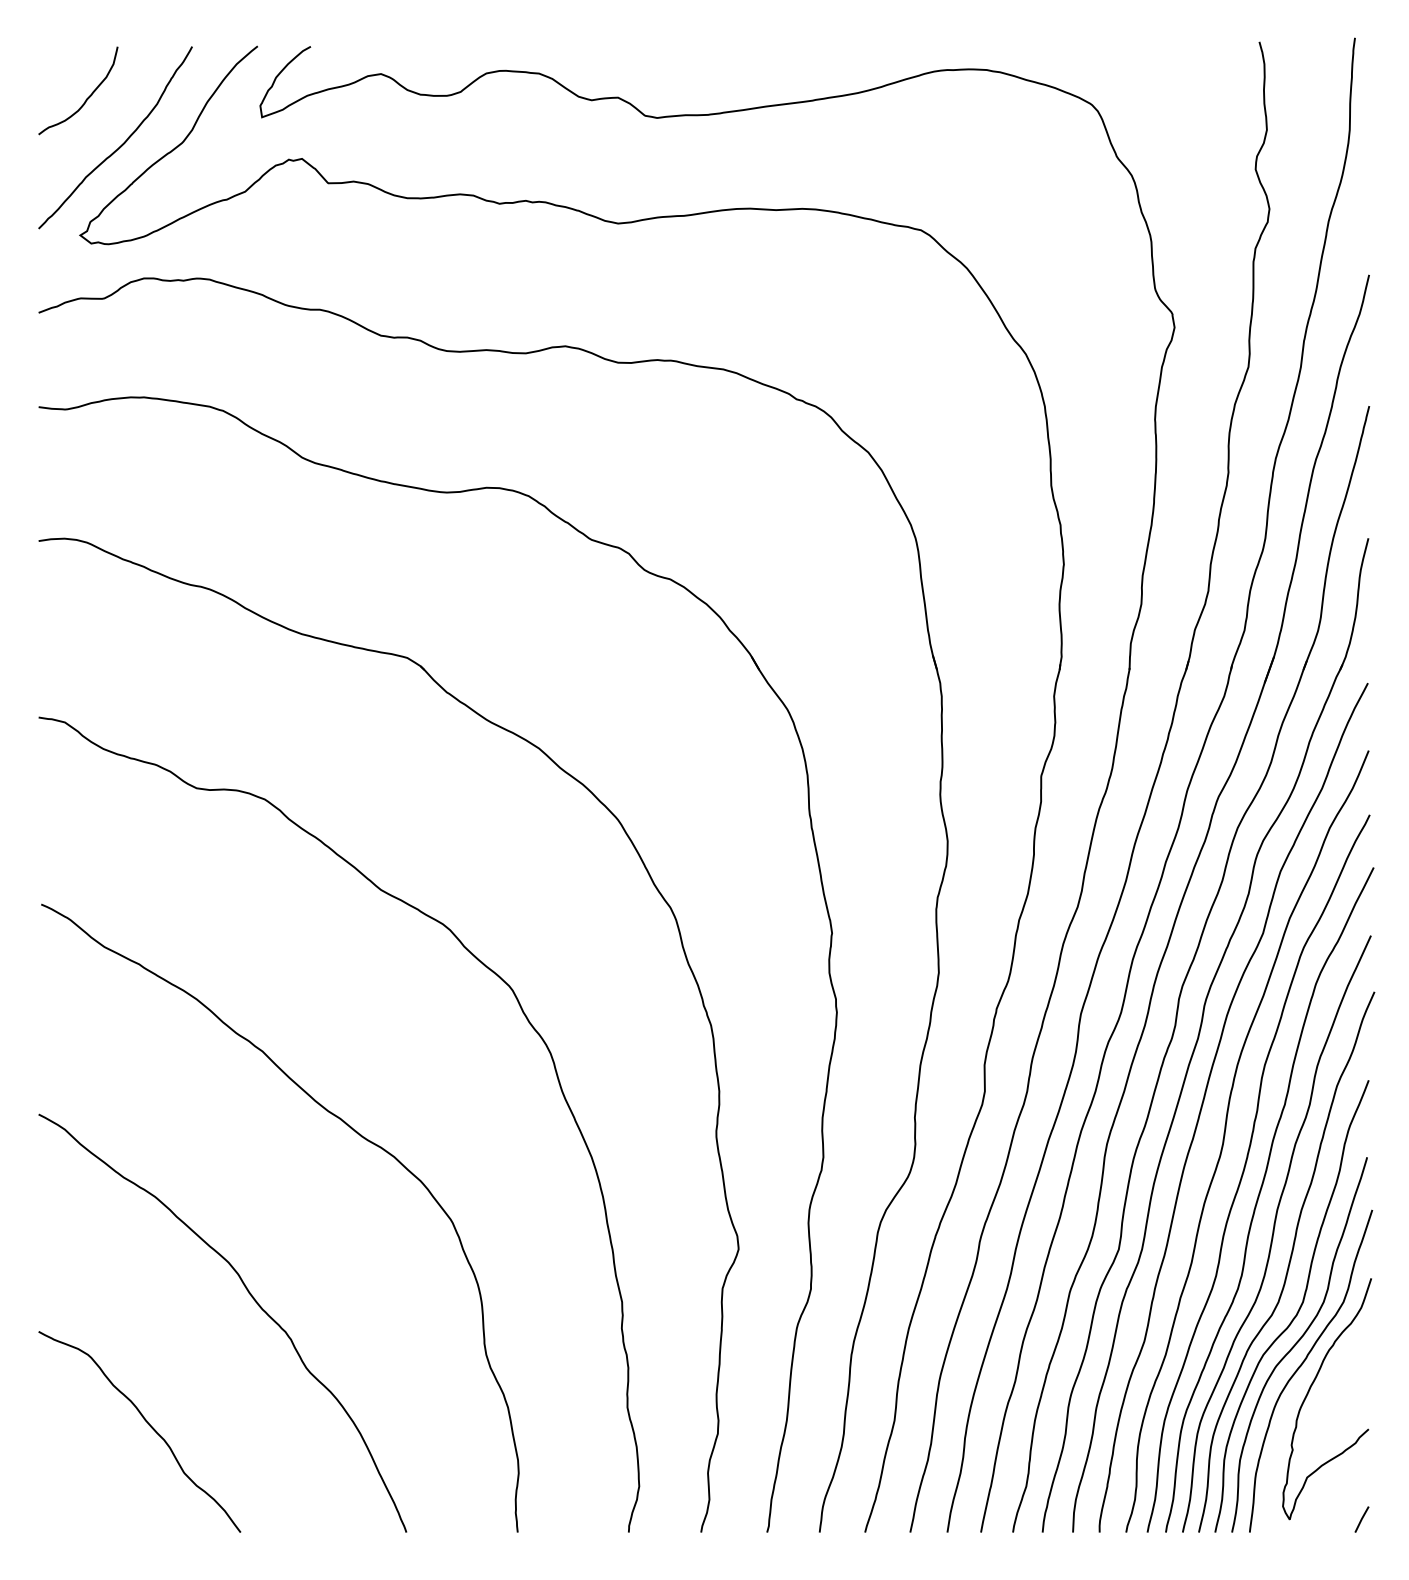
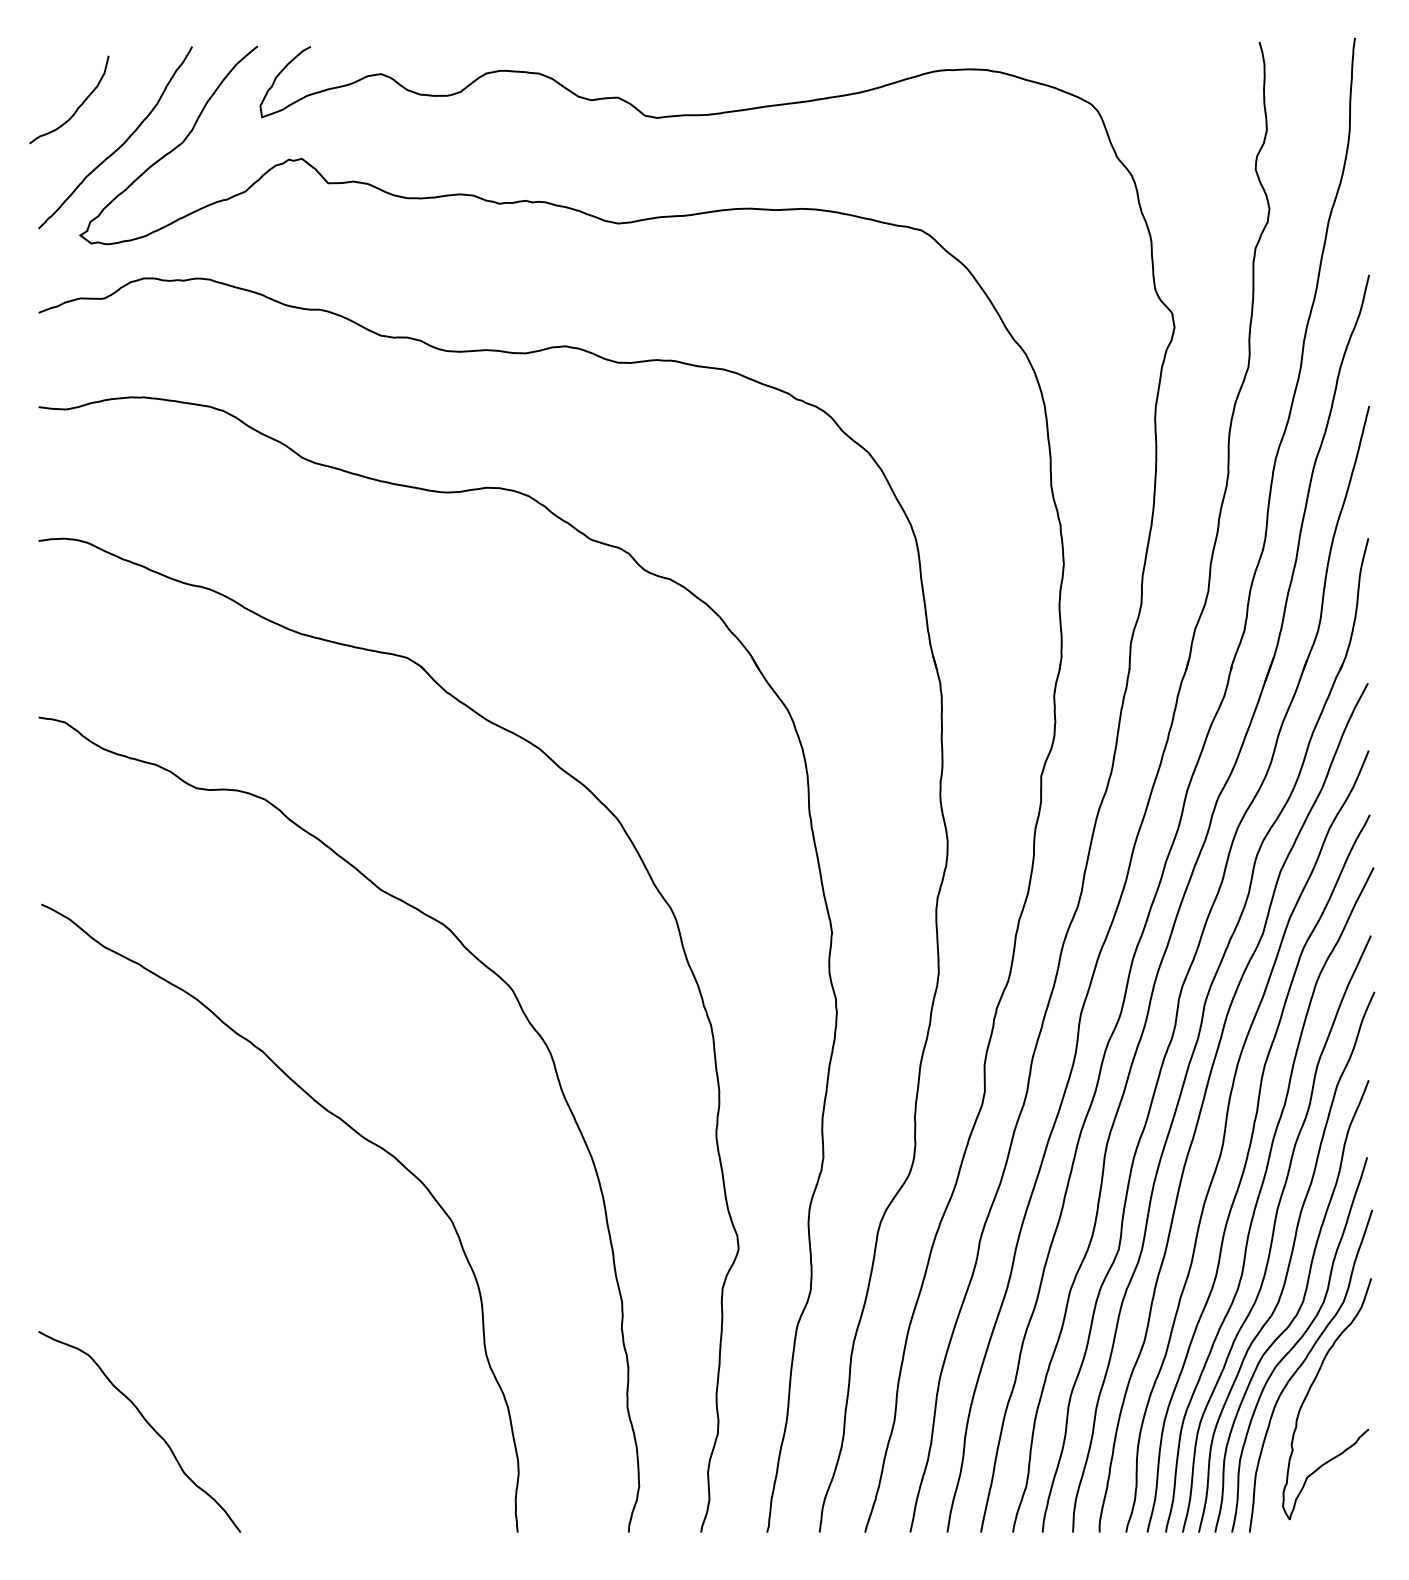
curve position: (86, 98) -> (77, 107) (77, 107)
curve: present -> none (254, 1301)
line: present -> none (1361, 1519)
